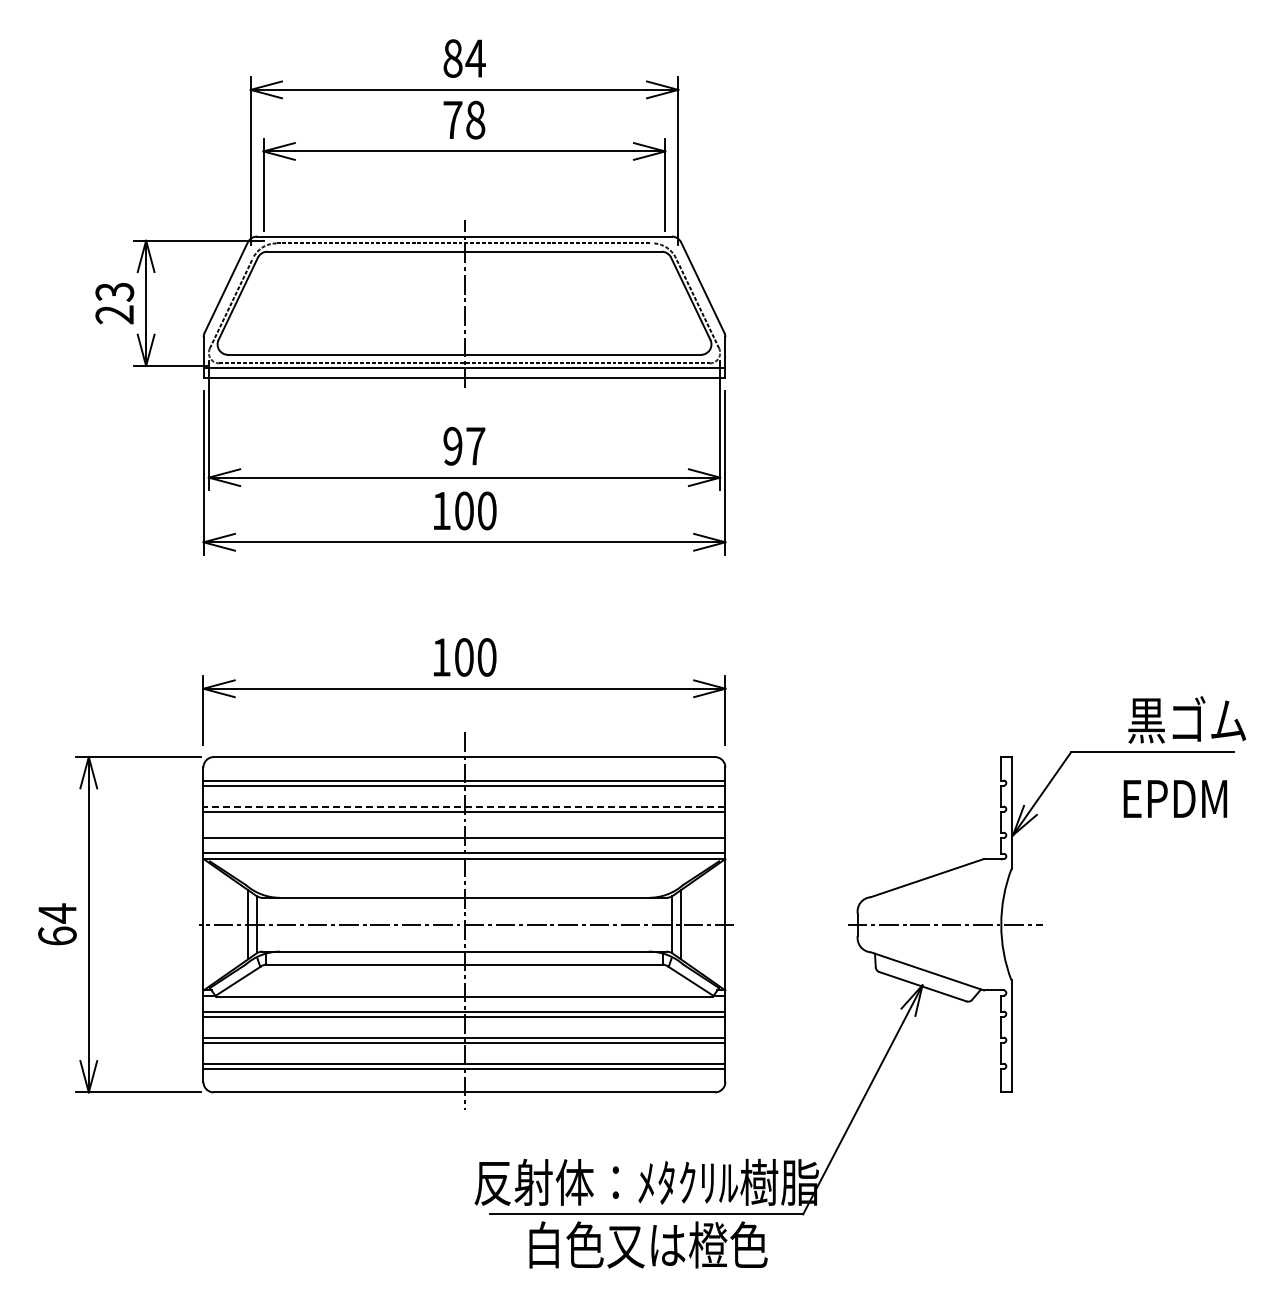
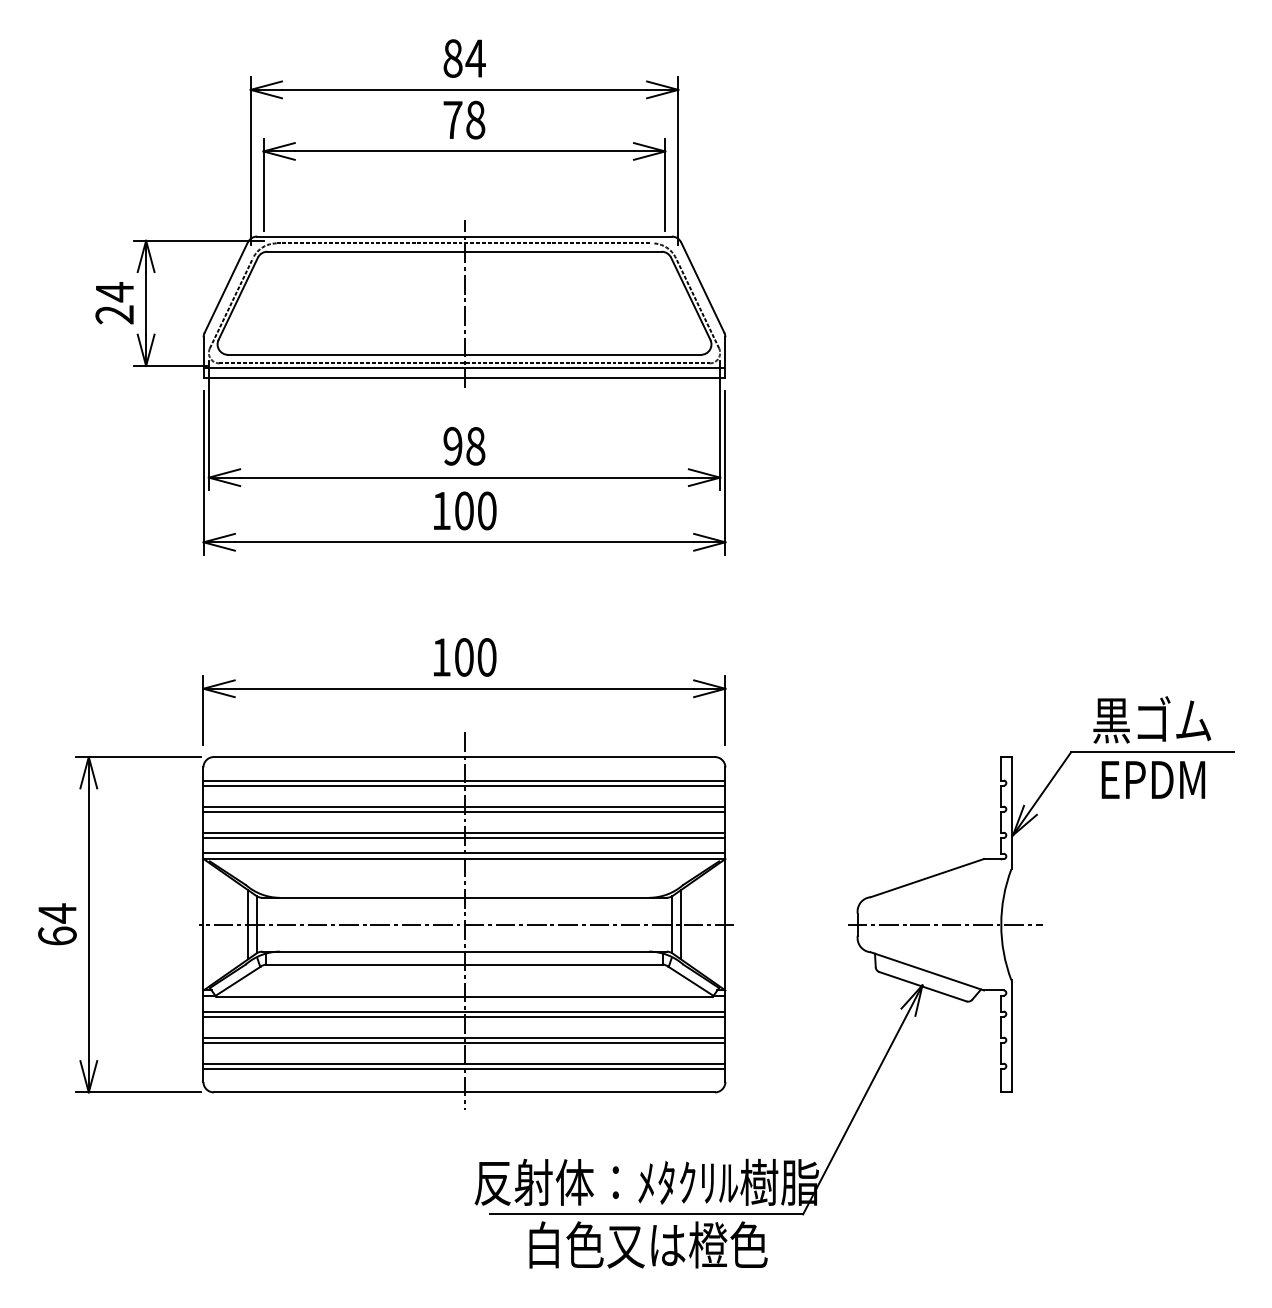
text: 23 -> 24 (114, 292)
text: 97 -> 98 (475, 446)
text position: (1187, 719) -> (1152, 719) (1152, 719)
text position: (1175, 798) -> (1153, 779) (1153, 779)
line: dashed -> solid (464, 806)
line: none -> present (464, 832)
